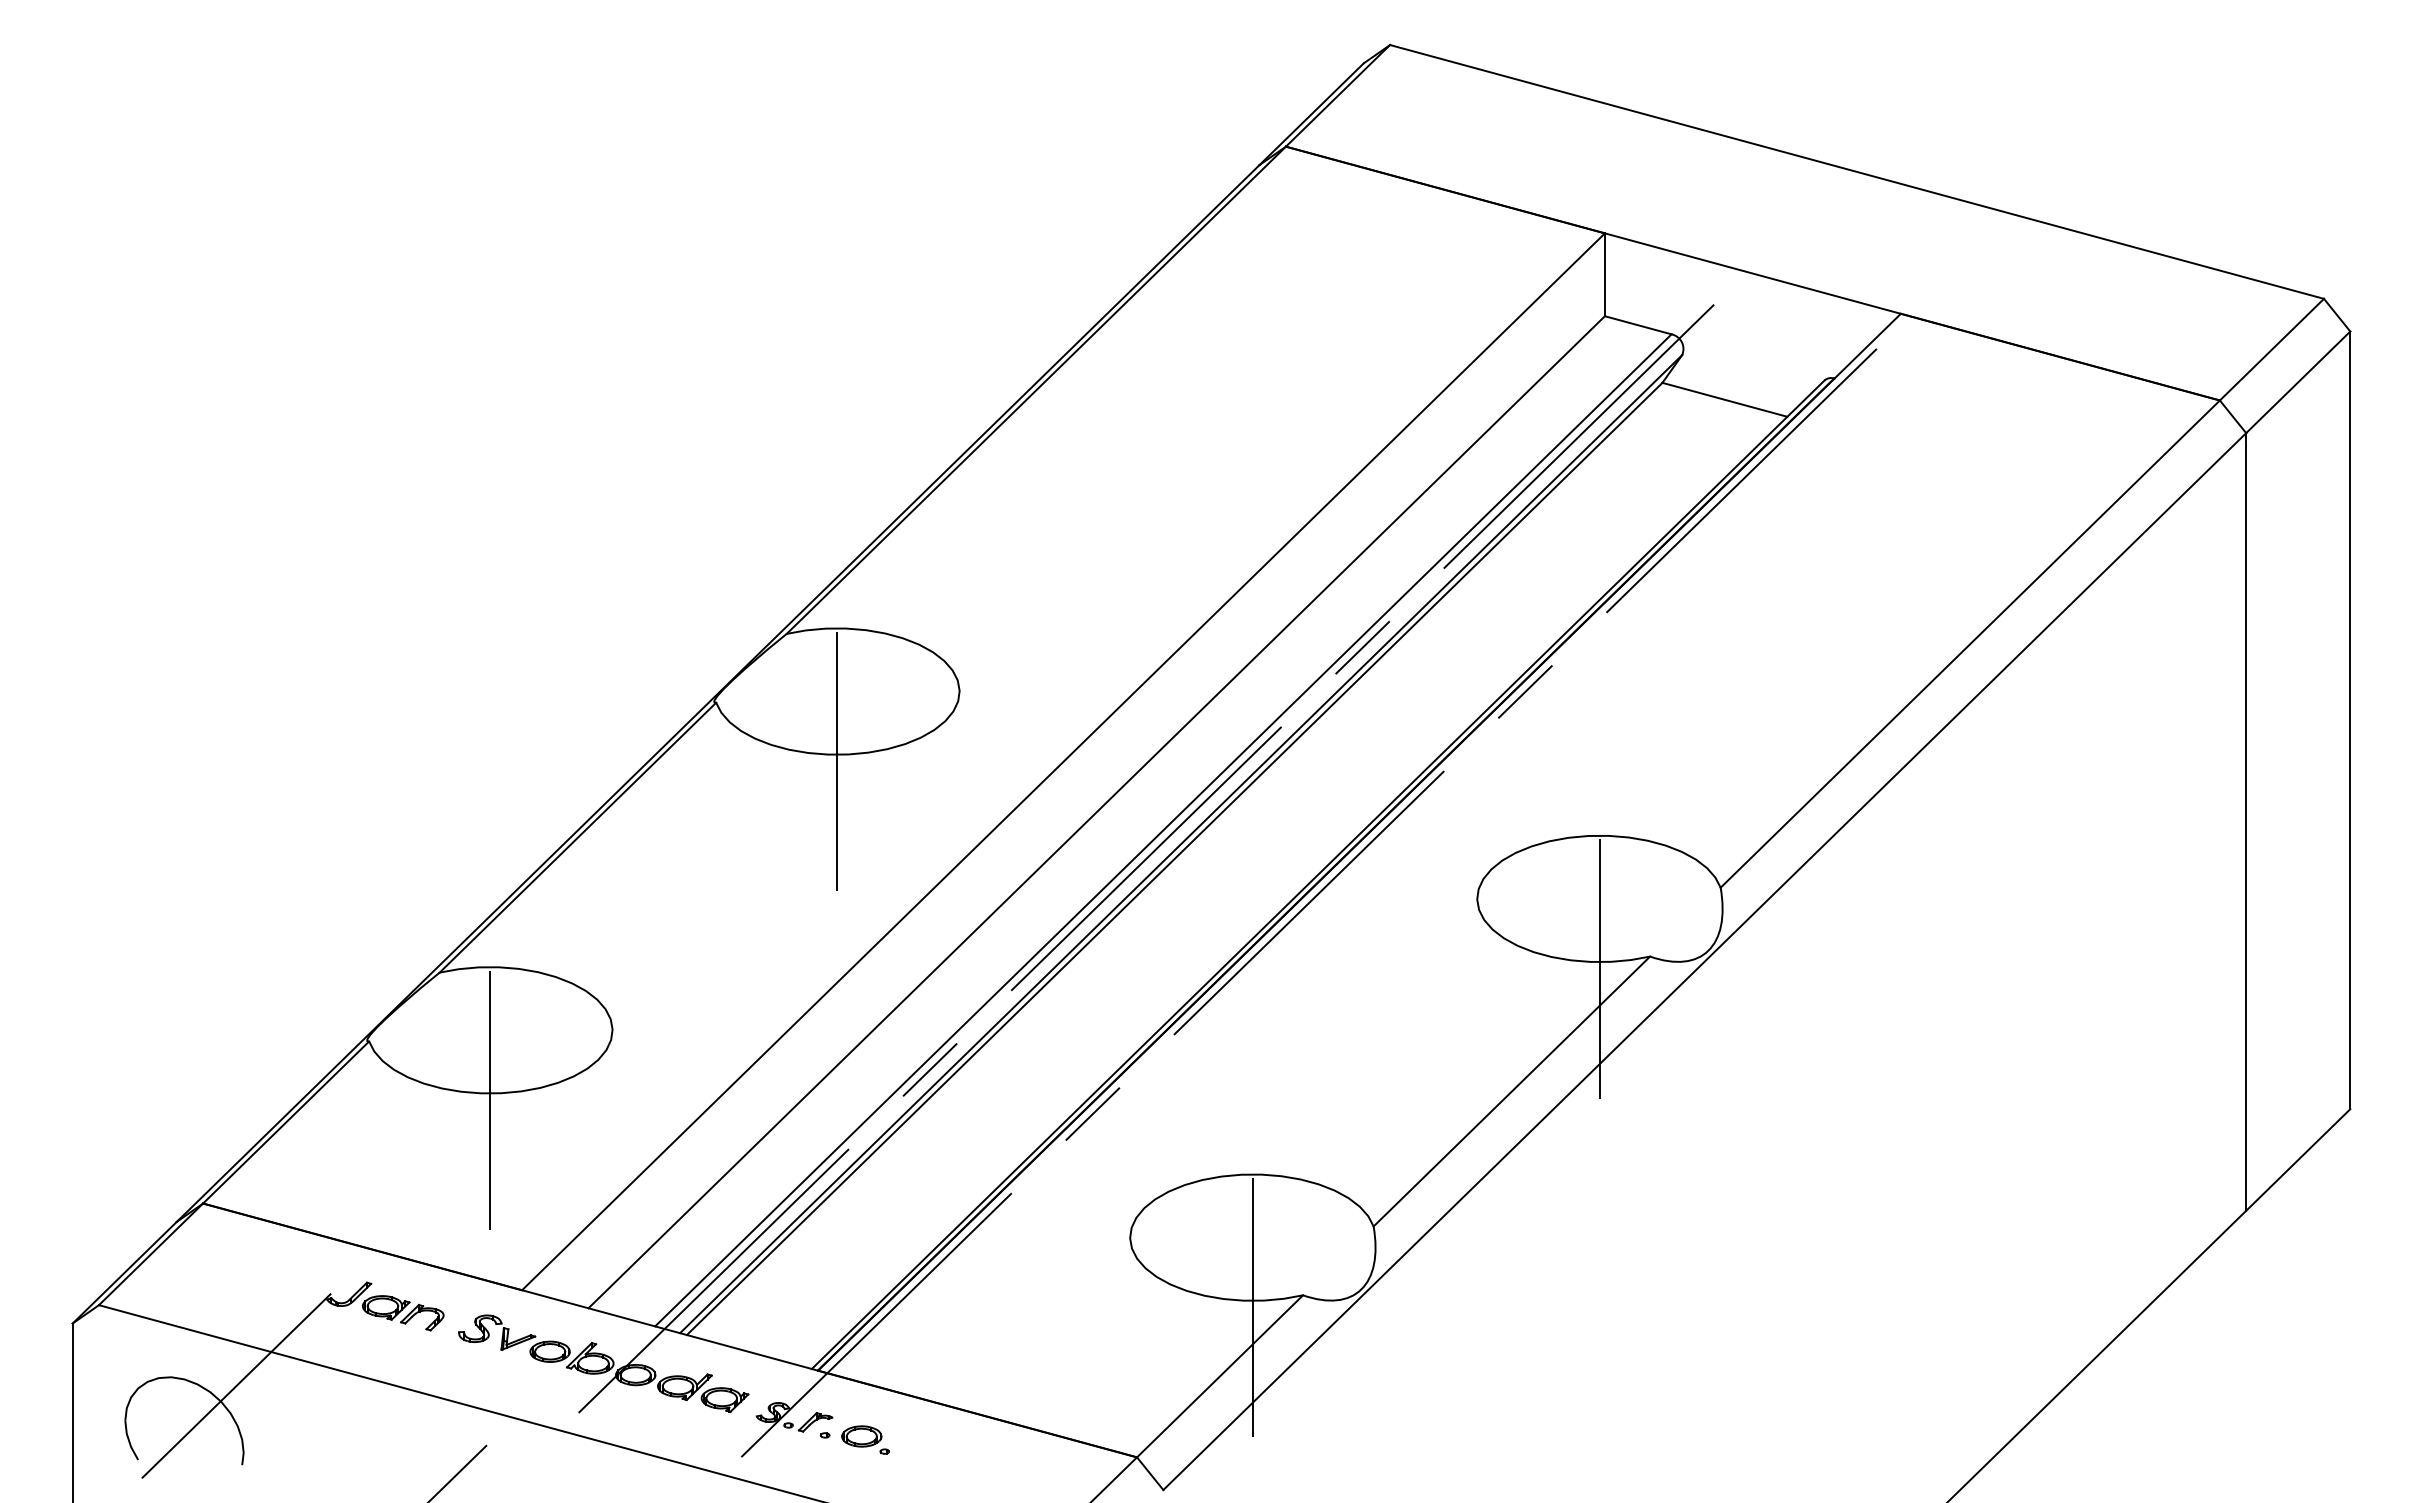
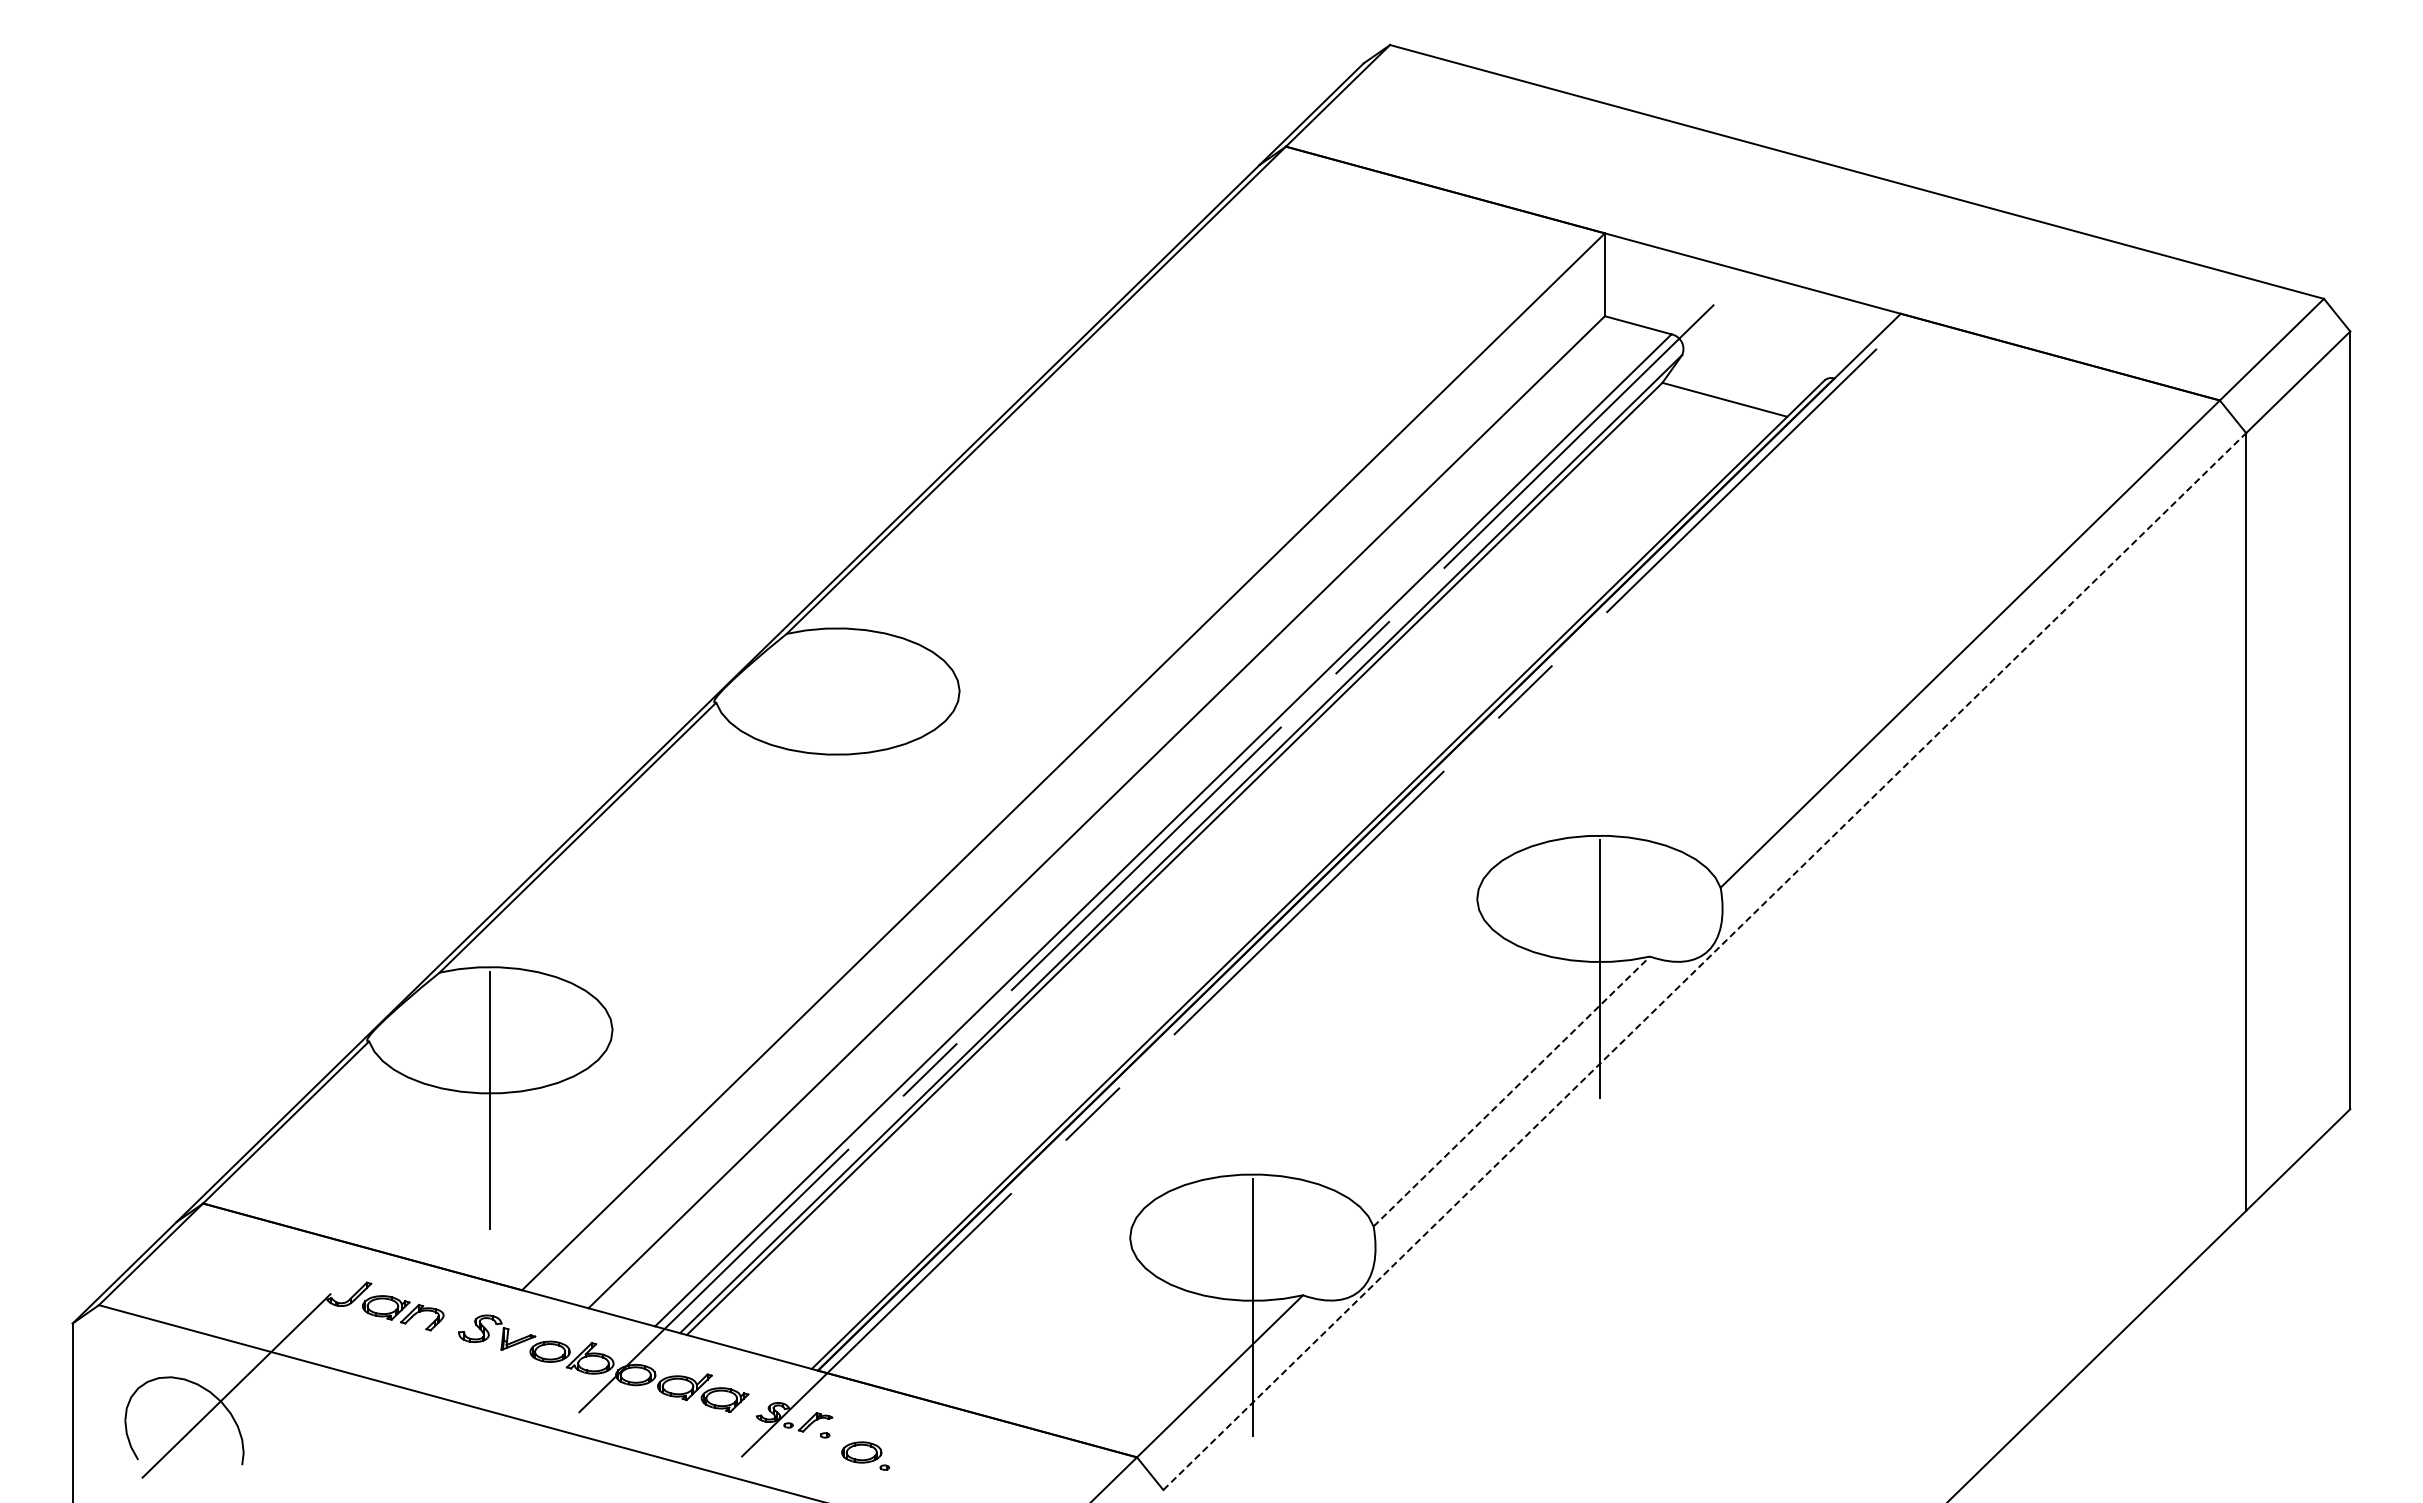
line: present -> none (836, 761)
line: solid -> dashed (1704, 961)
line: solid -> dashed (1512, 1091)
part position: (865, 1439) -> (865, 1455) (865, 1455)
line: present -> none (458, 1472)
